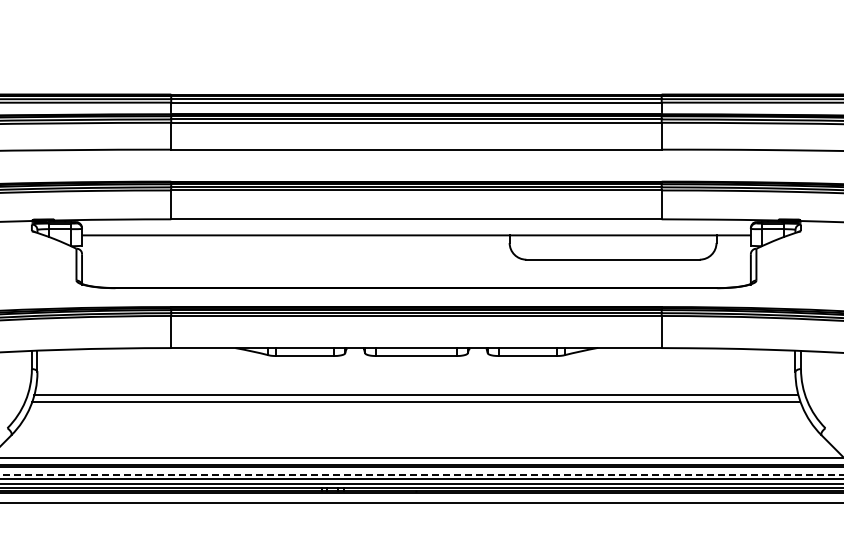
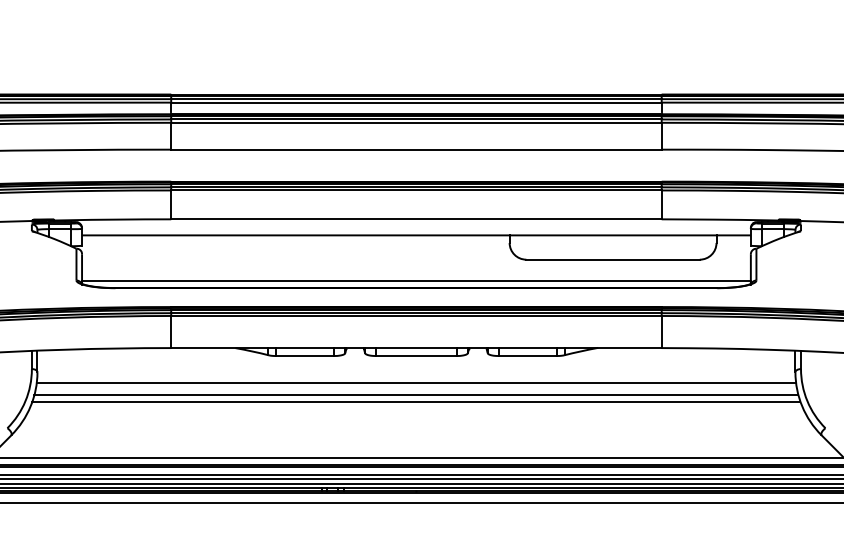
line: none -> present (416, 280)
line: none -> present (416, 382)
line: dashed -> solid (422, 474)
